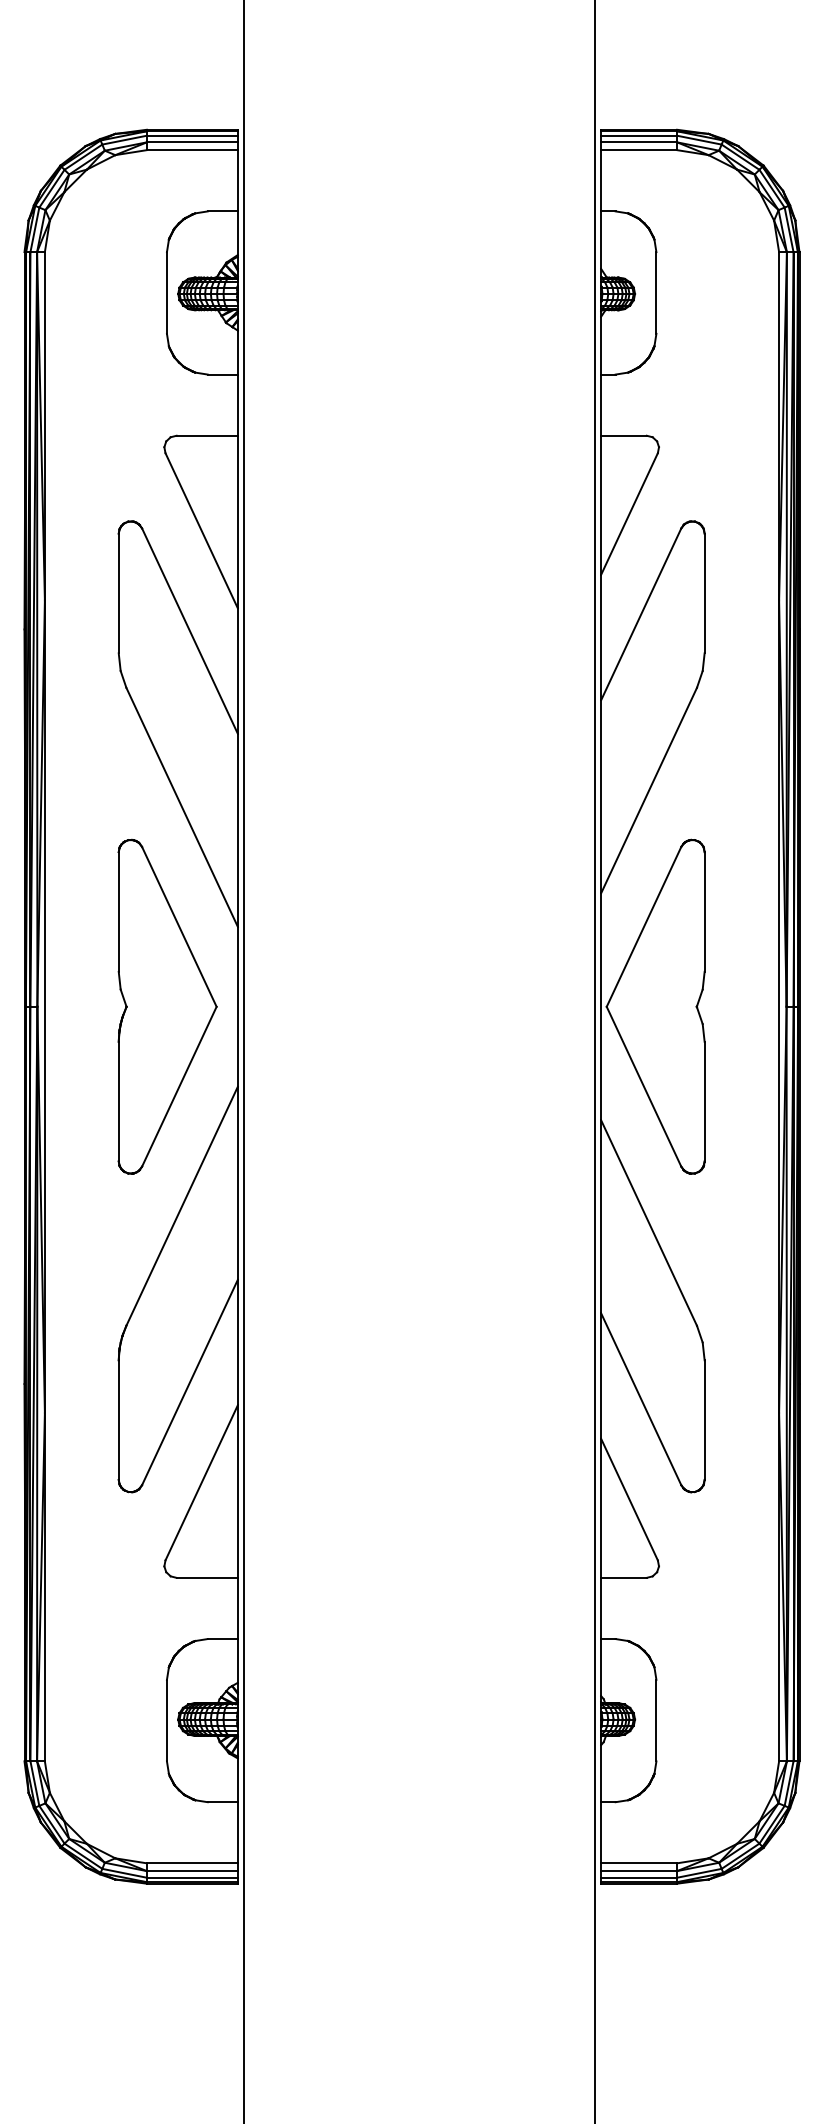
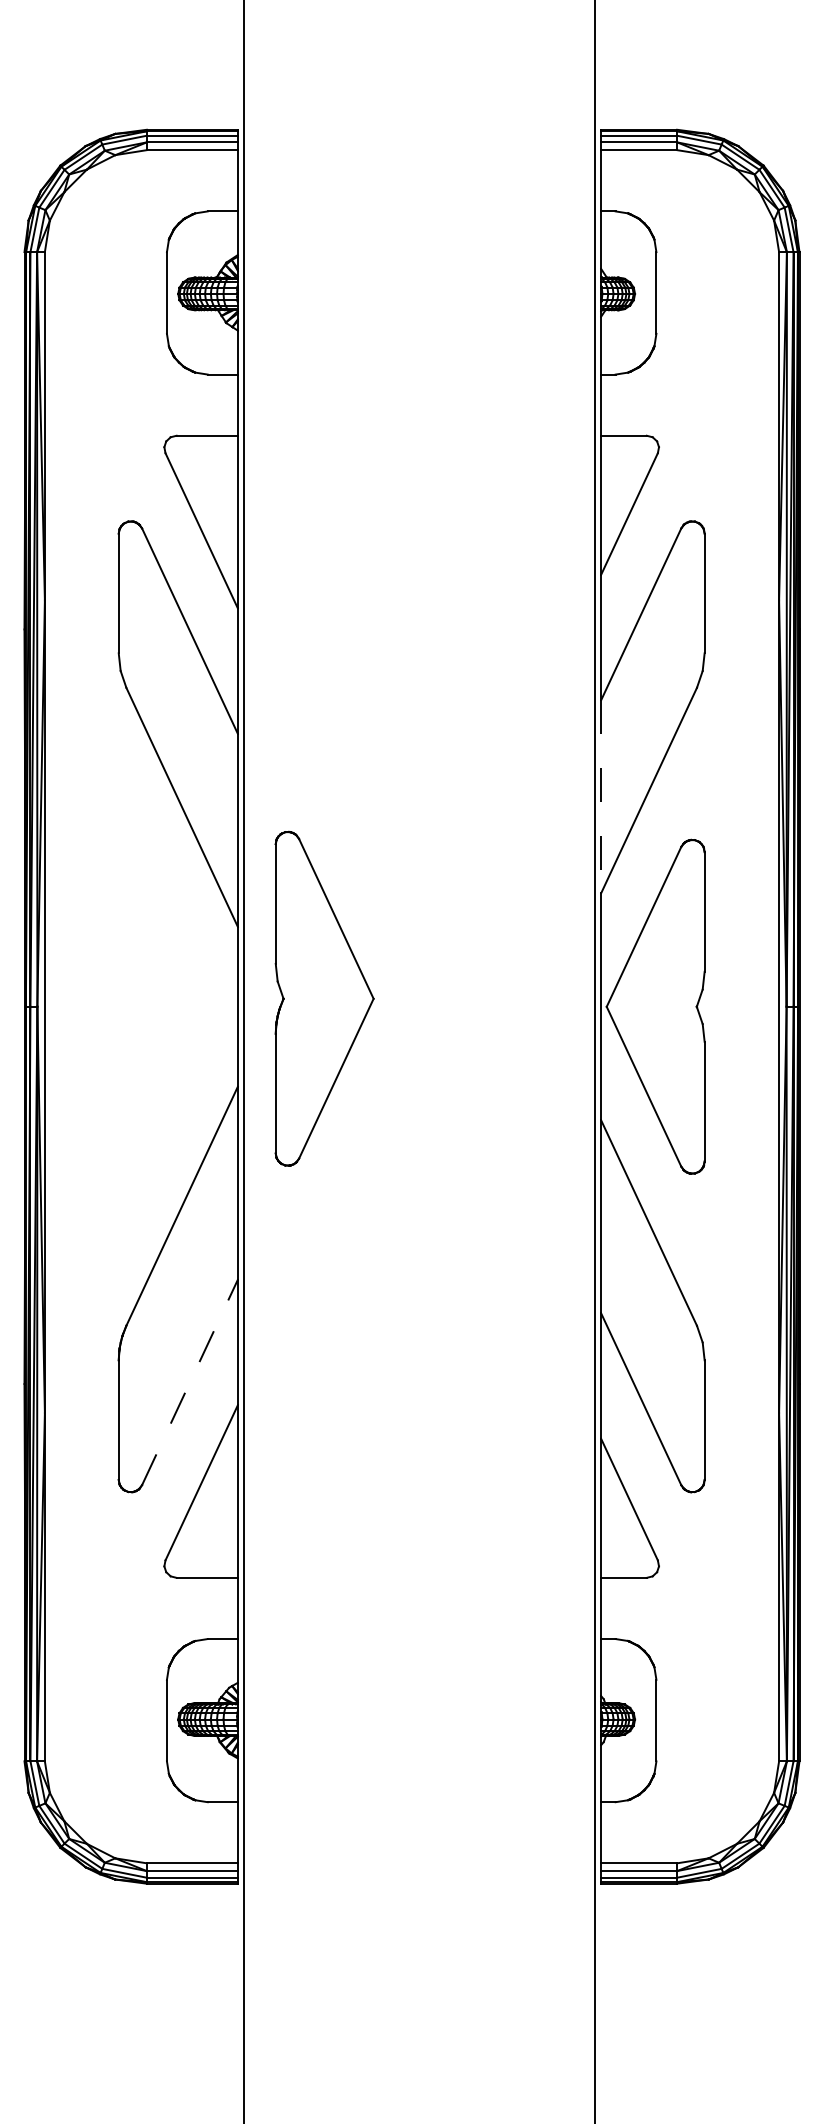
line: solid -> dashed (601, 796)
part position: (167, 1006) -> (324, 998) (324, 998)
line: solid -> dashed (190, 1382)
